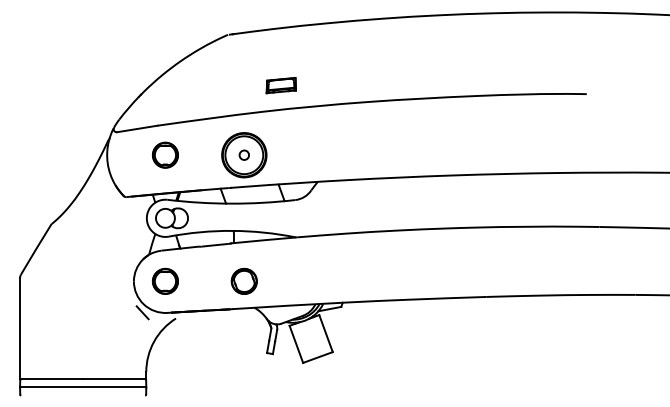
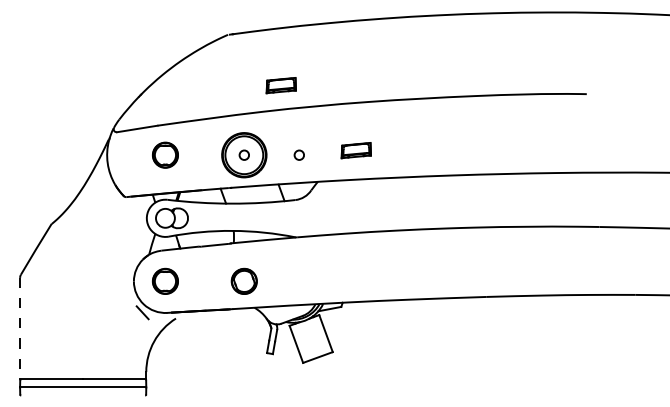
part: none -> present (355, 150)
circle: none -> present (298, 154)
line: solid -> dashed (20, 328)
